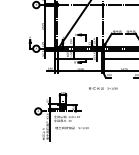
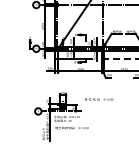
line: solid -> dashed (120, 58)
text position: (103, 88) -> (99, 99) (99, 99)
